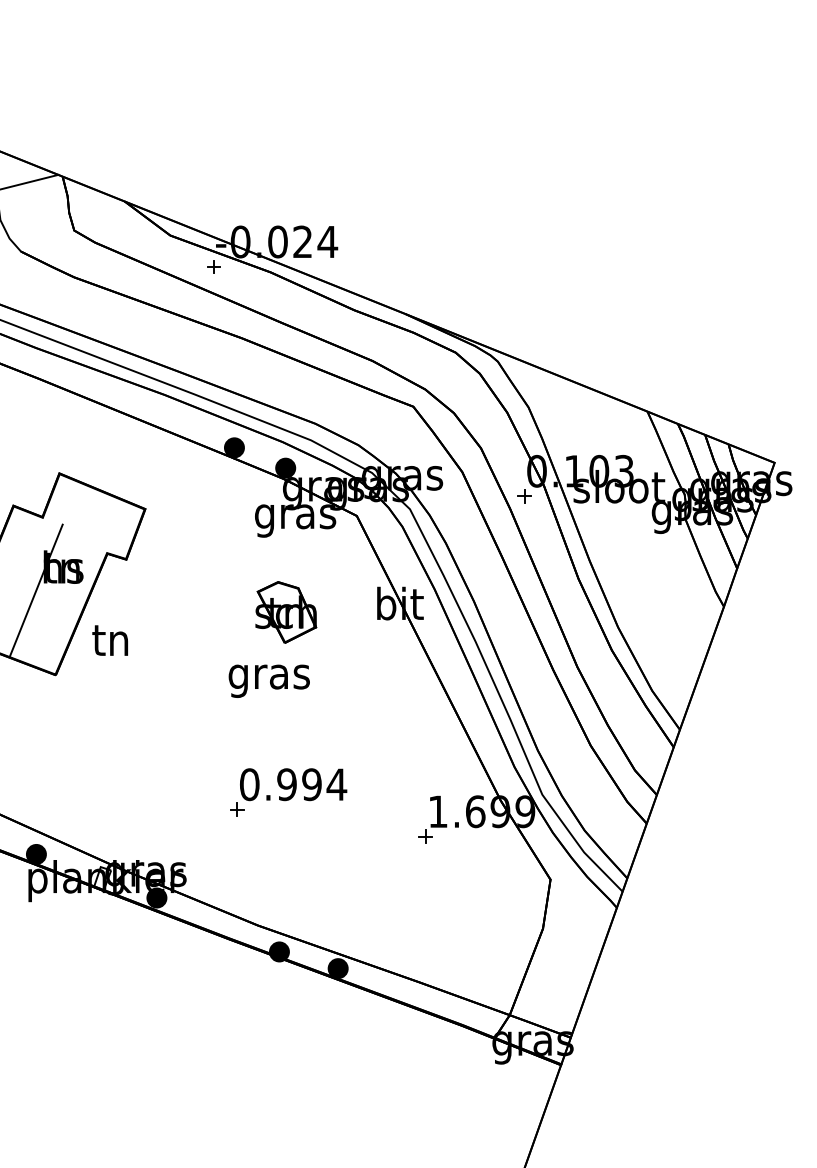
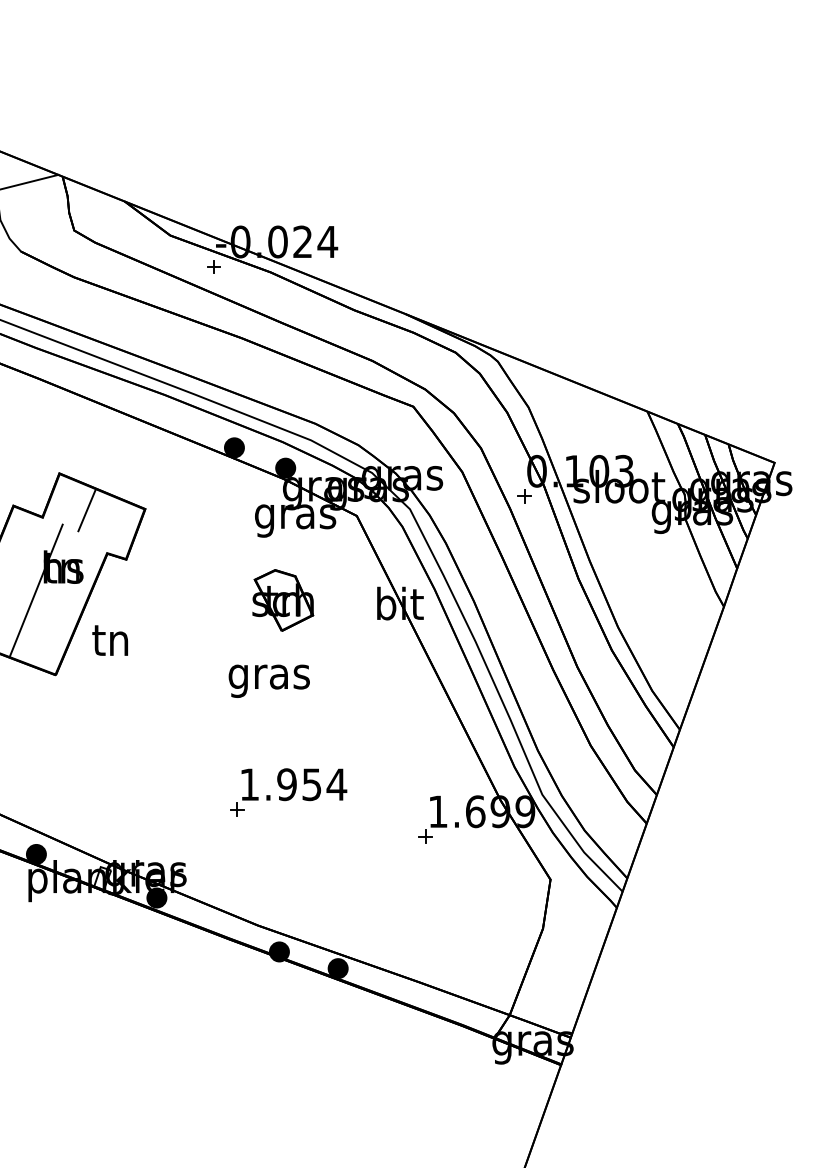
line: none -> present (86, 510)
part position: (286, 612) -> (283, 600) (283, 600)
text: 0.994 -> 1.954 (280, 784)
